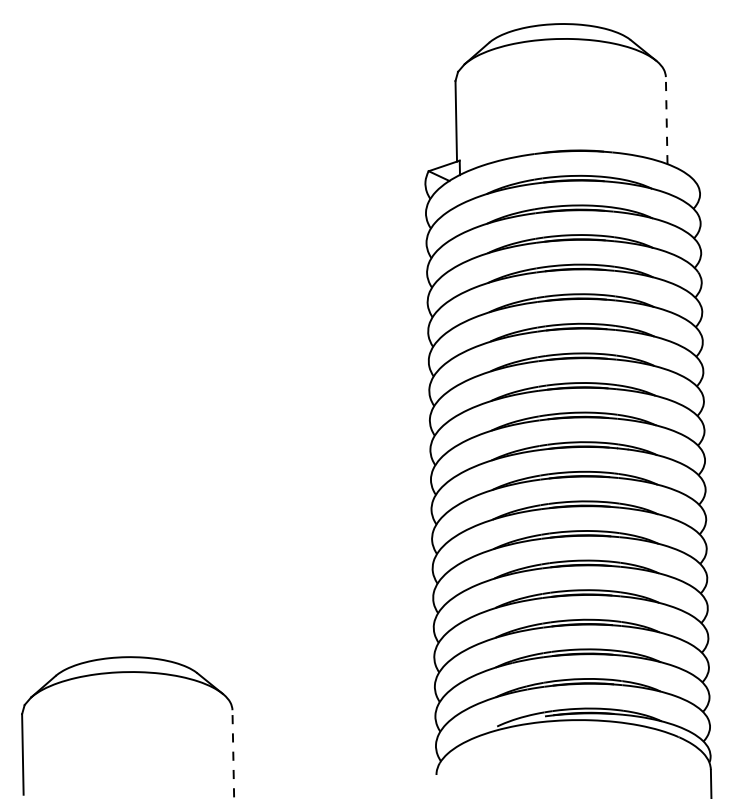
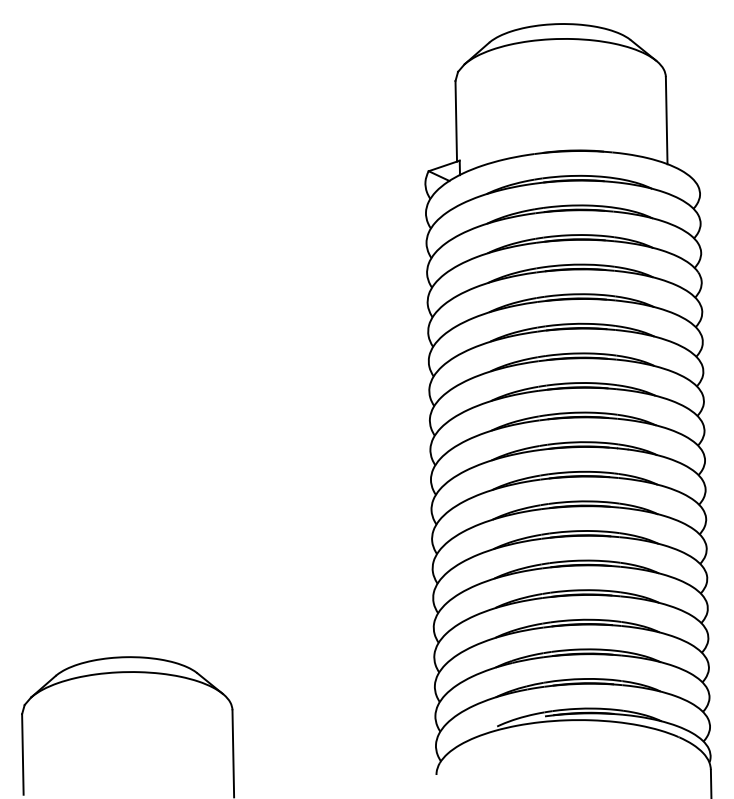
line: dashed -> solid (666, 120)
line: dashed -> solid (233, 753)
